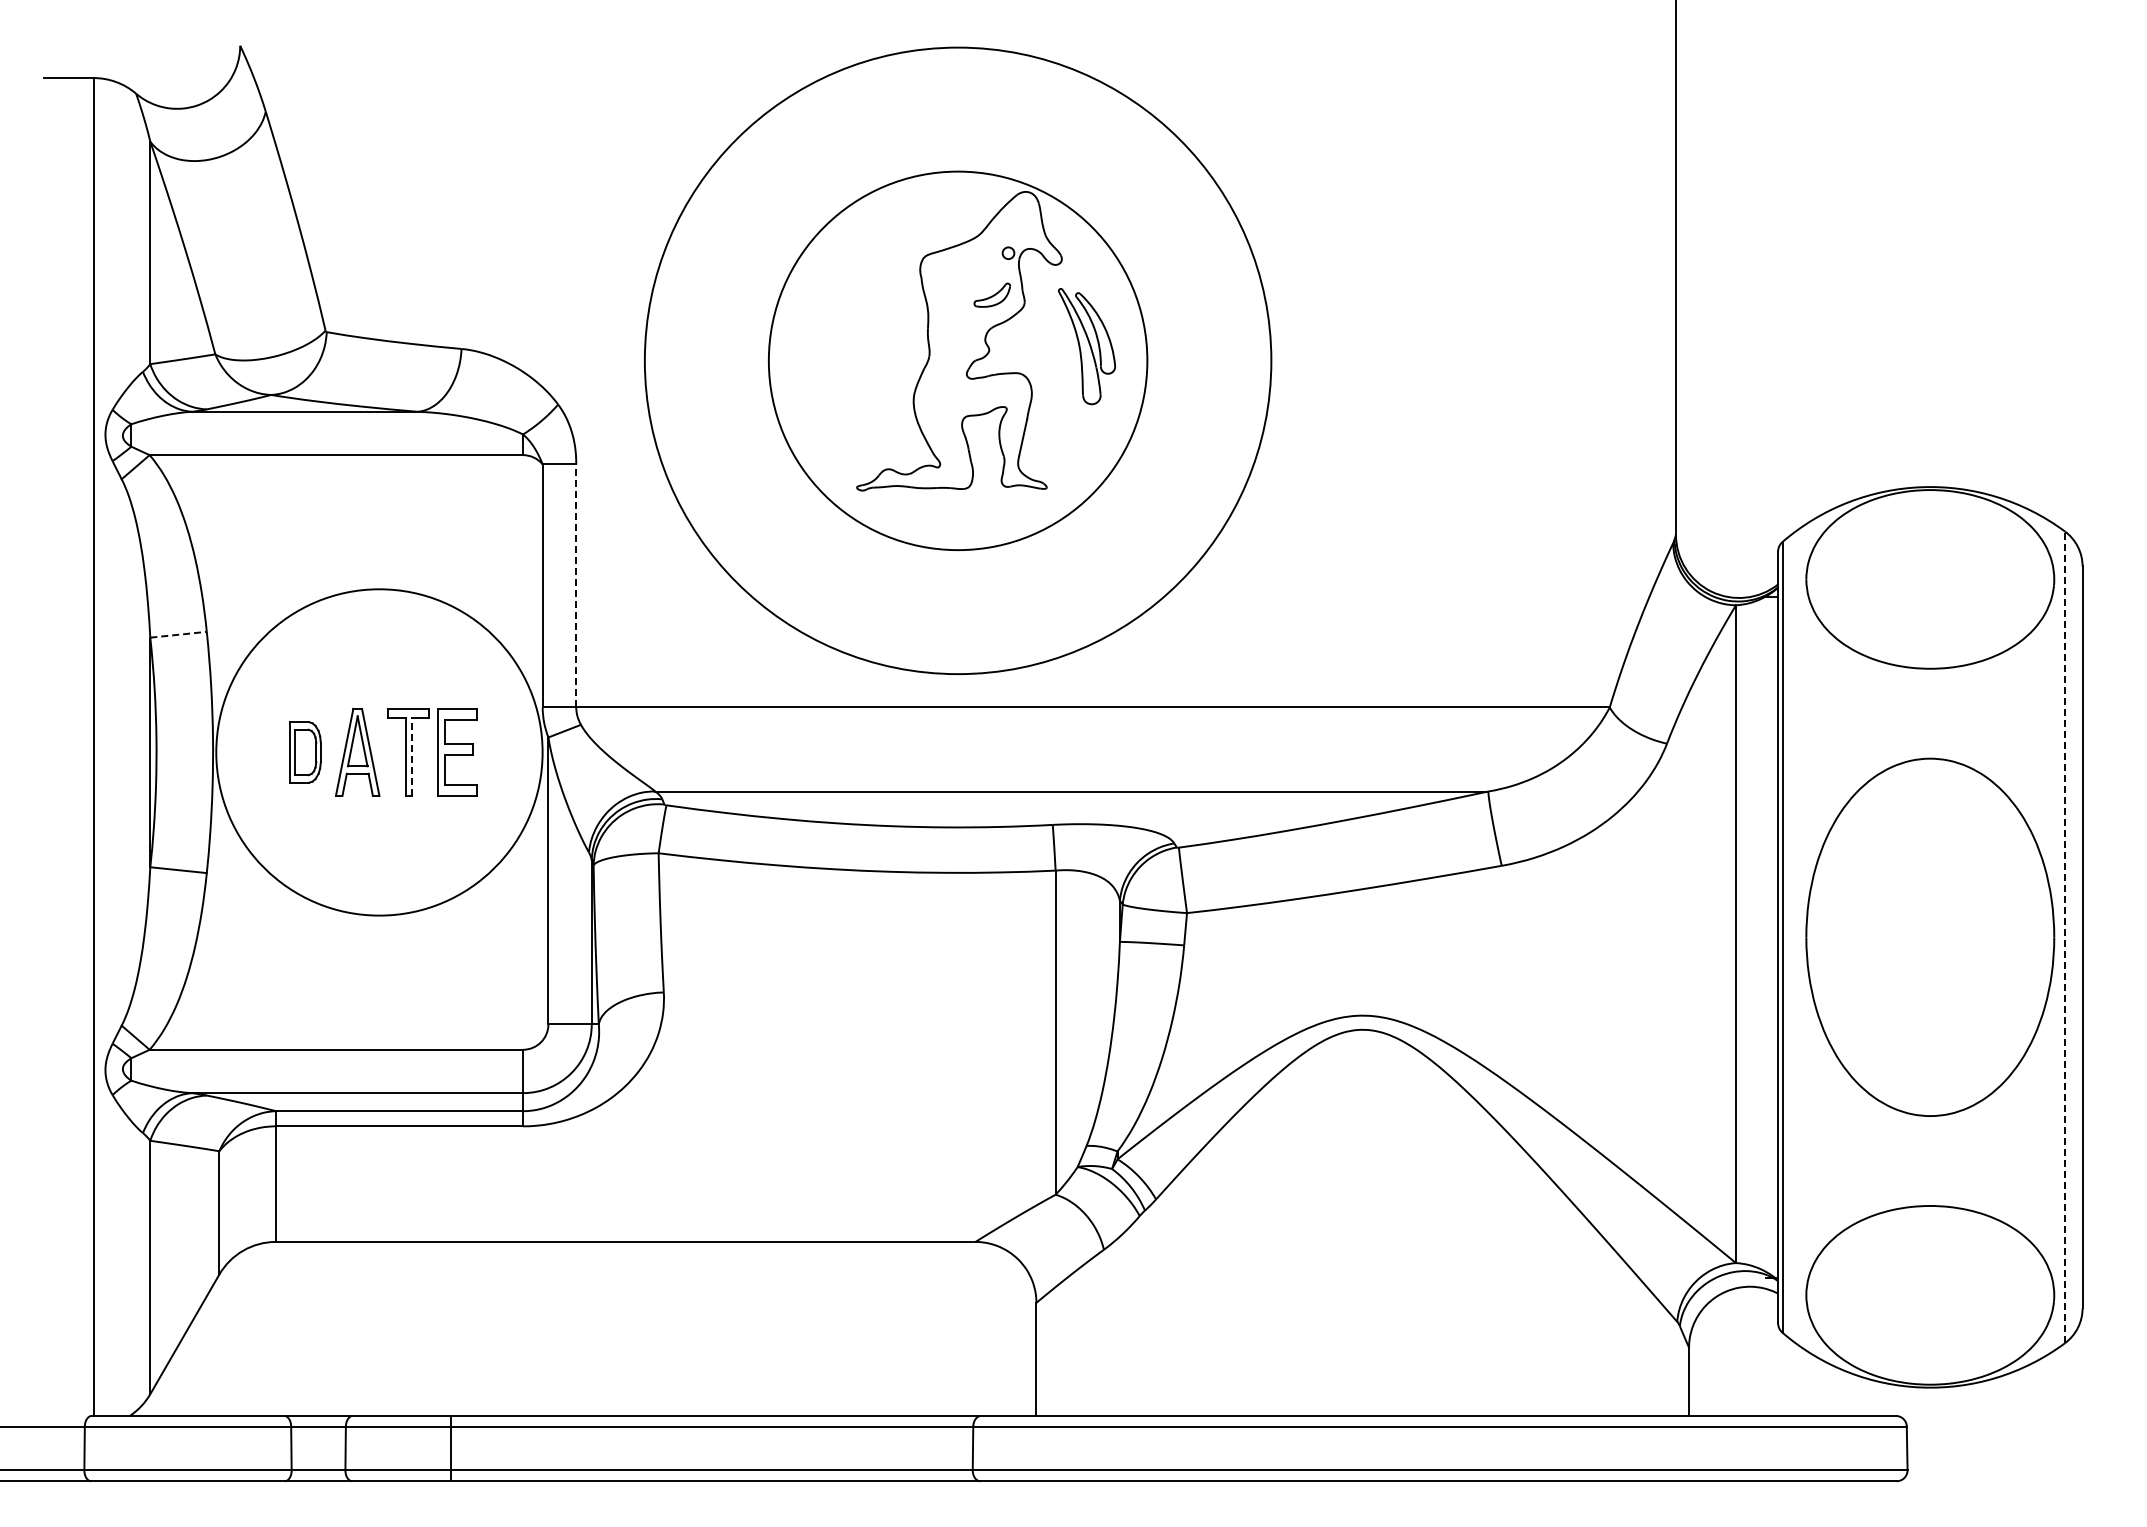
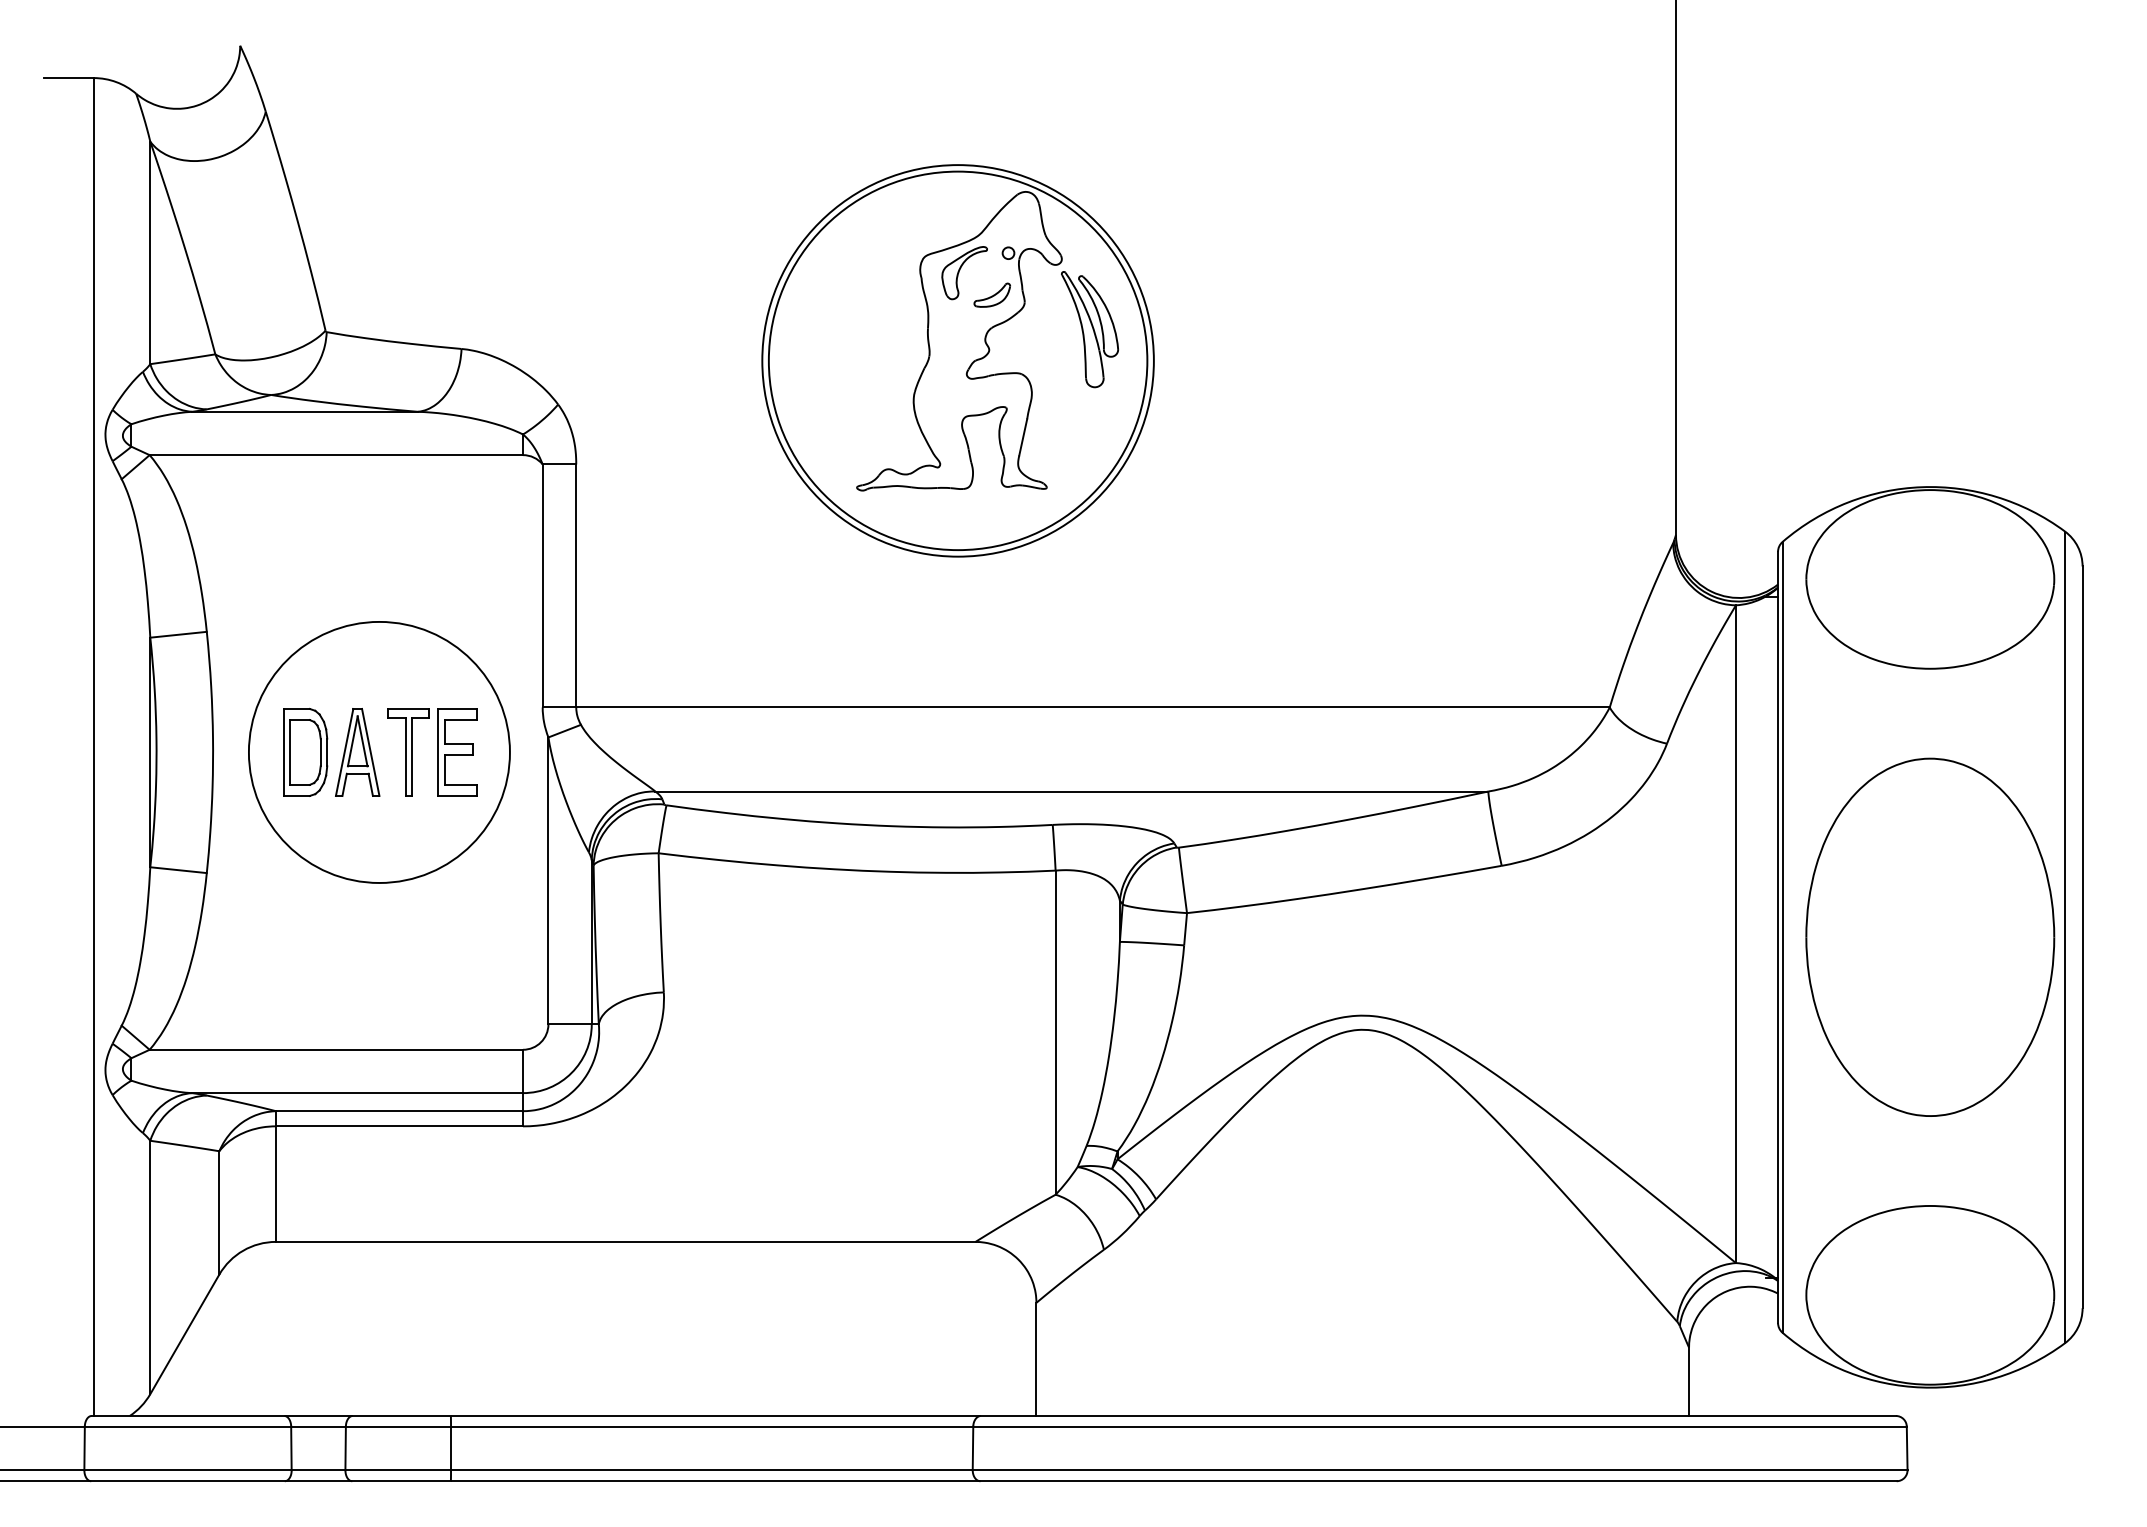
part: none -> present (964, 273)
part position: (1086, 346) -> (1089, 329) (1089, 329)
circle diameter: 627 px -> 392 px (957, 360)
line: dashed -> solid (576, 585)
line: dashed -> solid (179, 634)
part size: 33x63 px -> 46x89 px (305, 752)
circle diameter: 326 px -> 261 px (378, 751)
line: dashed -> solid (412, 757)
line: dashed -> solid (2064, 937)
